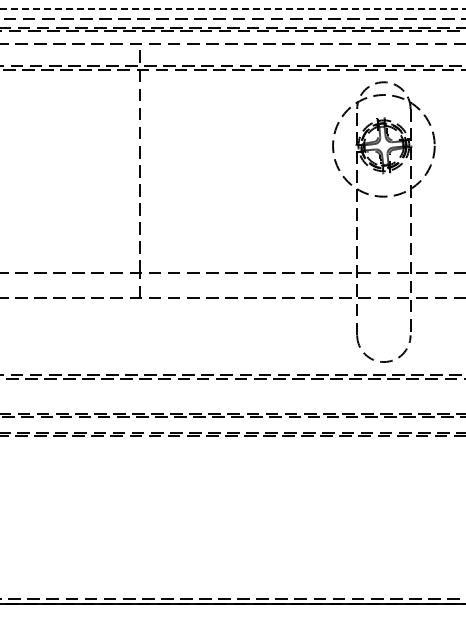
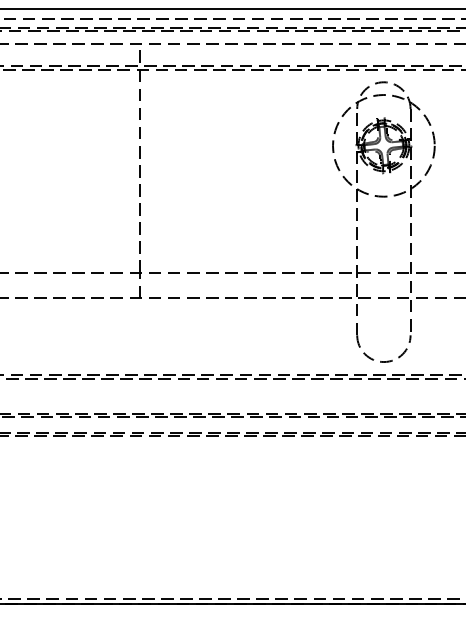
line: dashed -> solid (233, 9)
